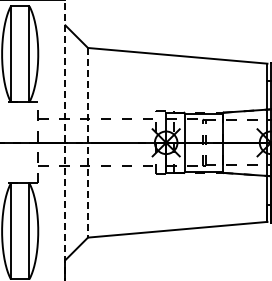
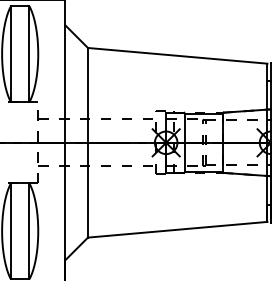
line: dashed -> solid (65, 140)
line: dashed -> solid (87, 142)
